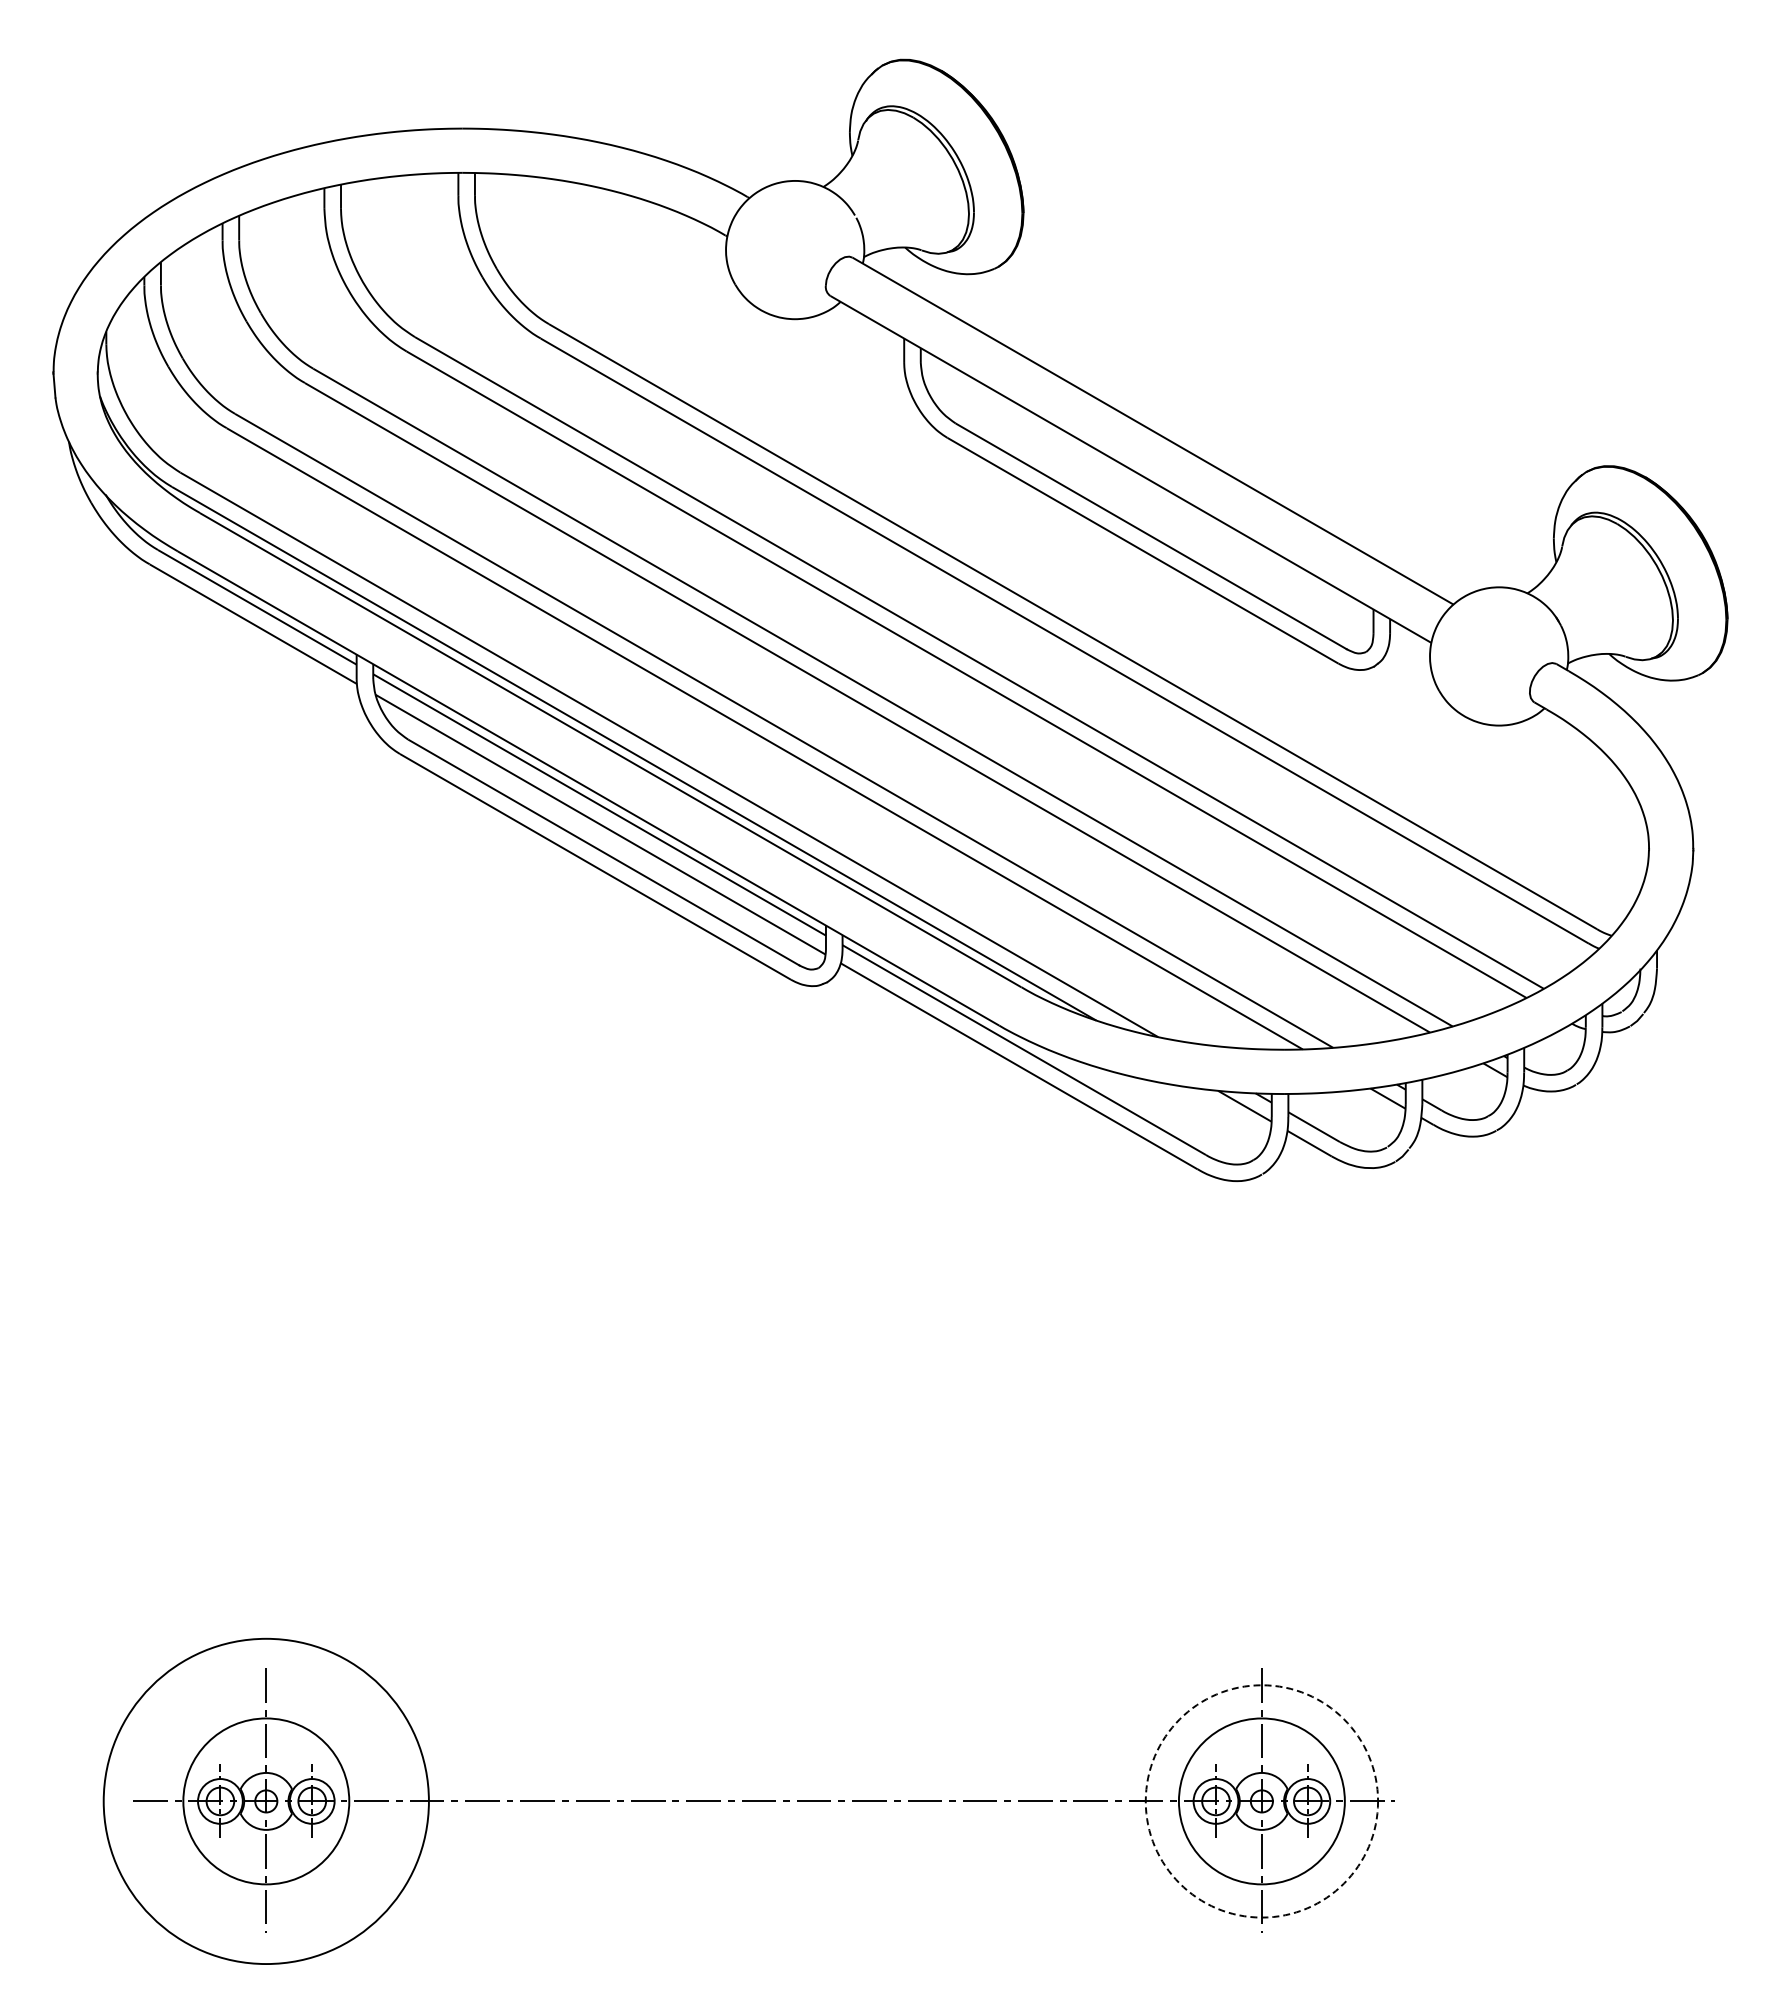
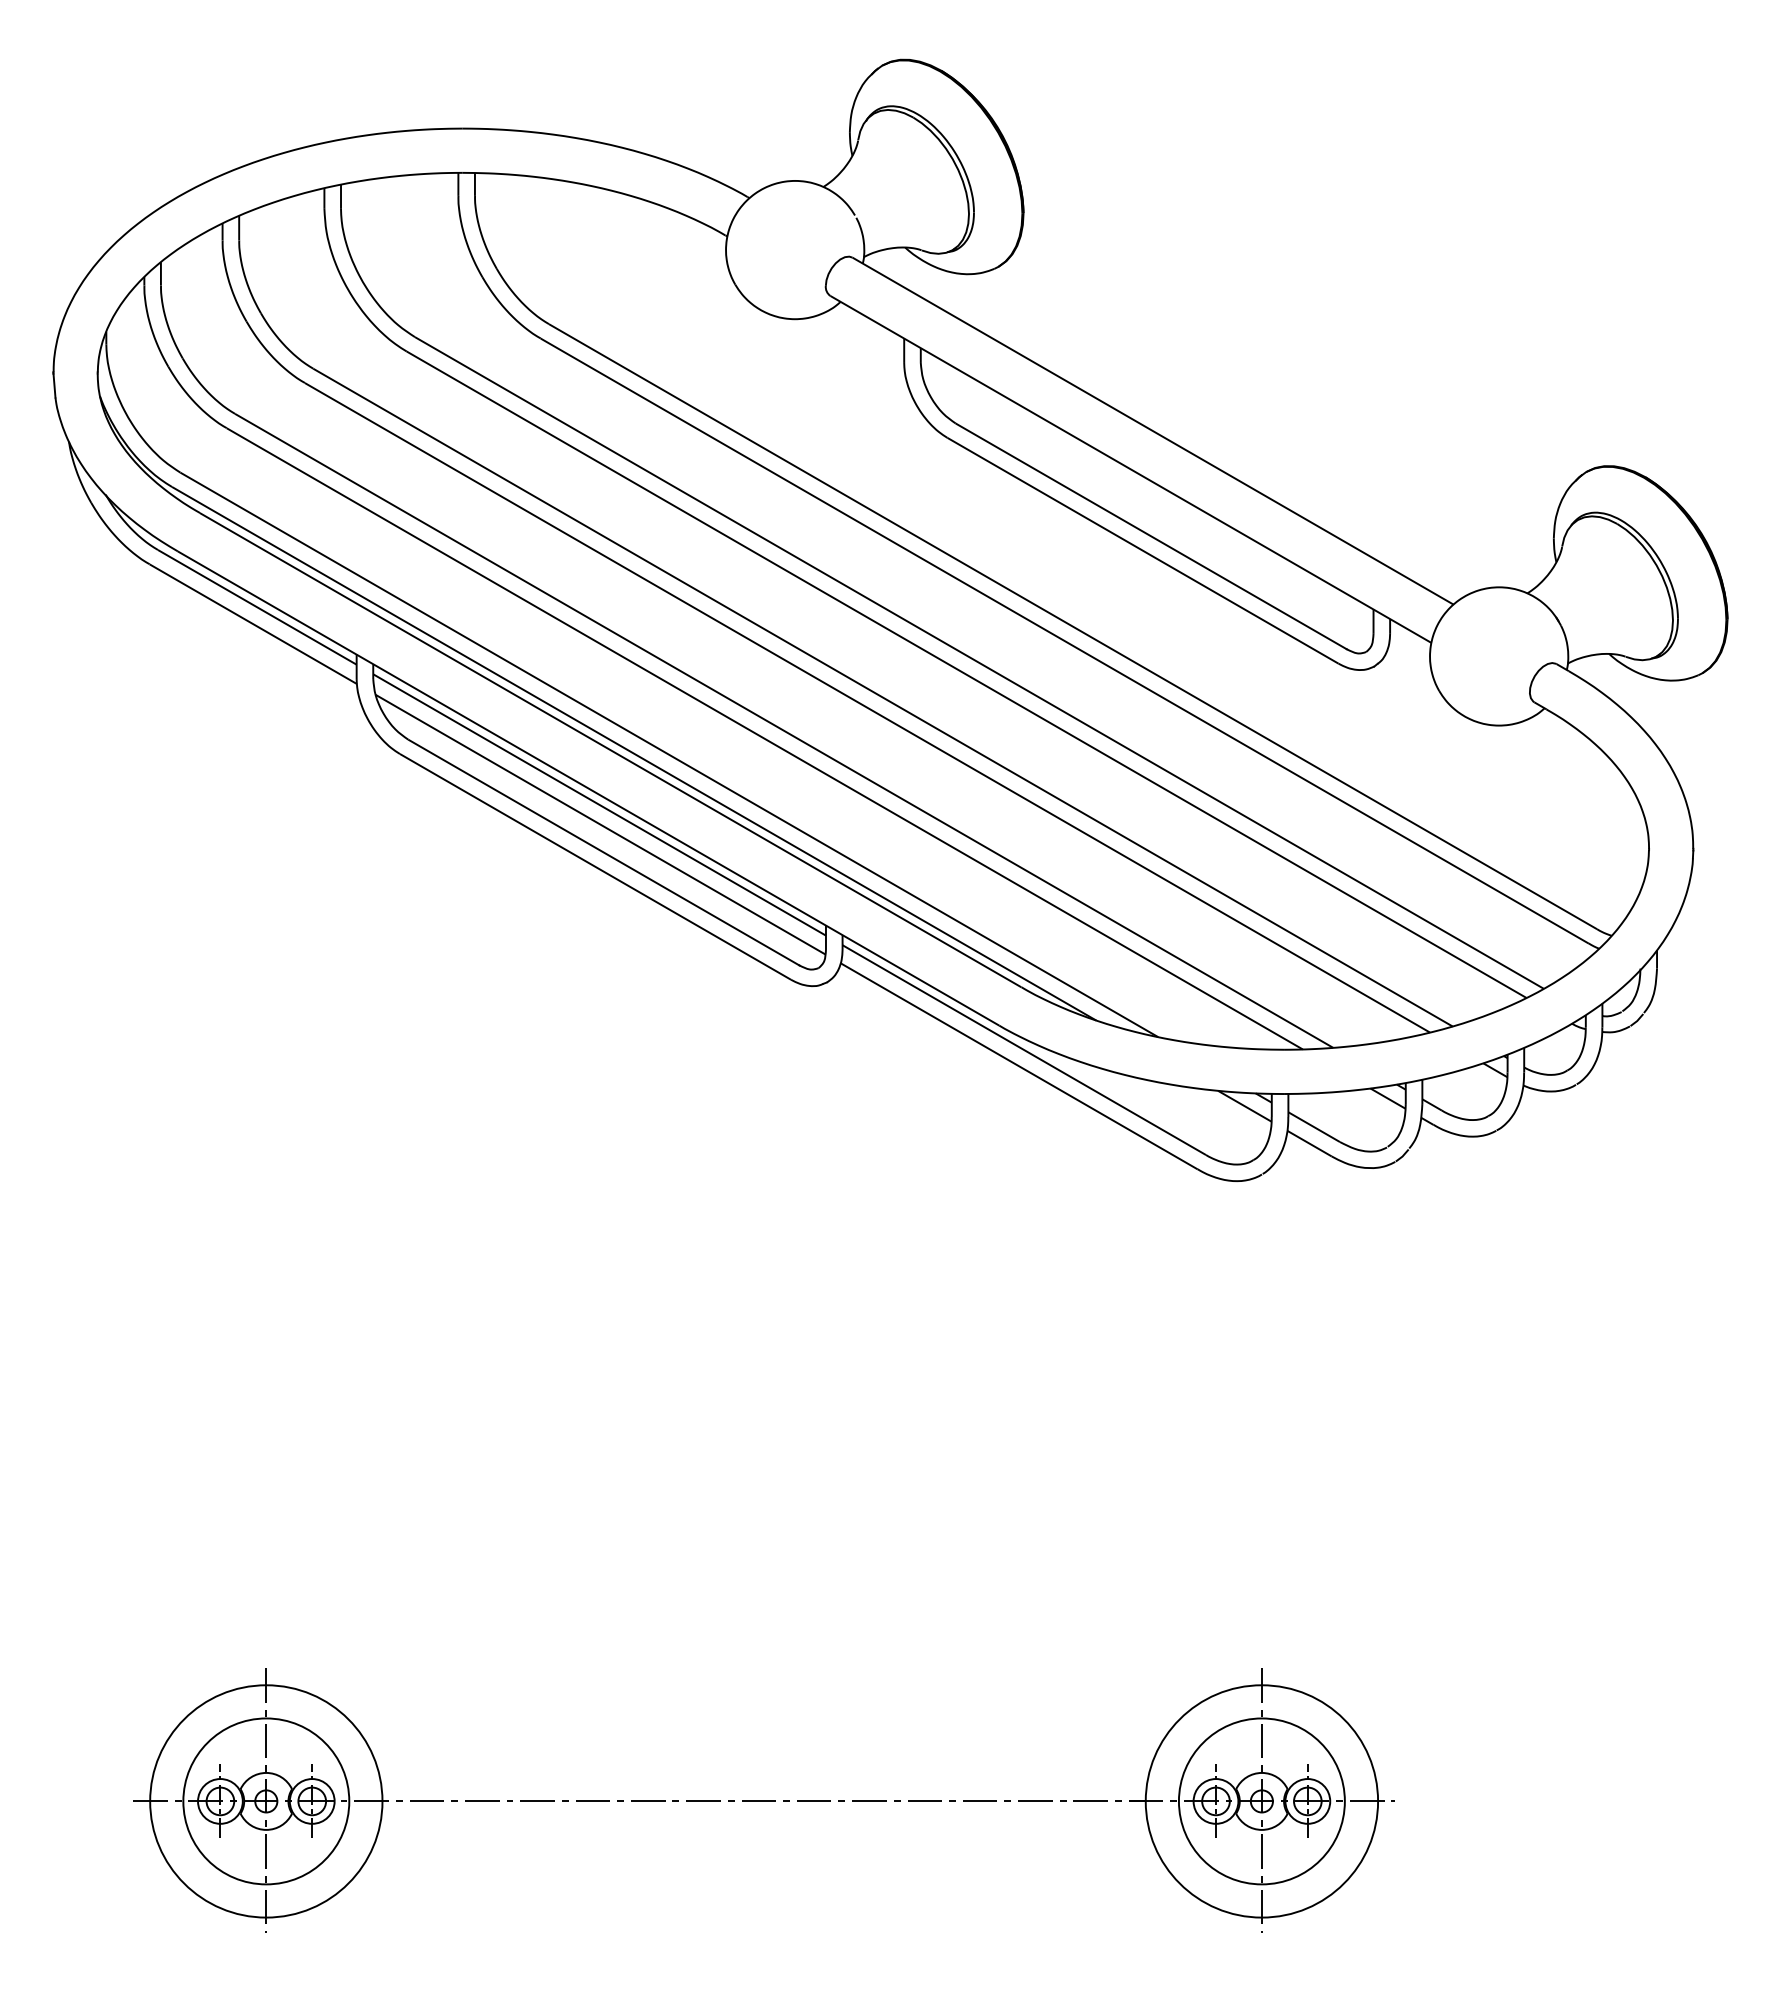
circle diameter: 325 px -> 232 px (266, 1801)
circle: dashed -> solid (1261, 1801)
